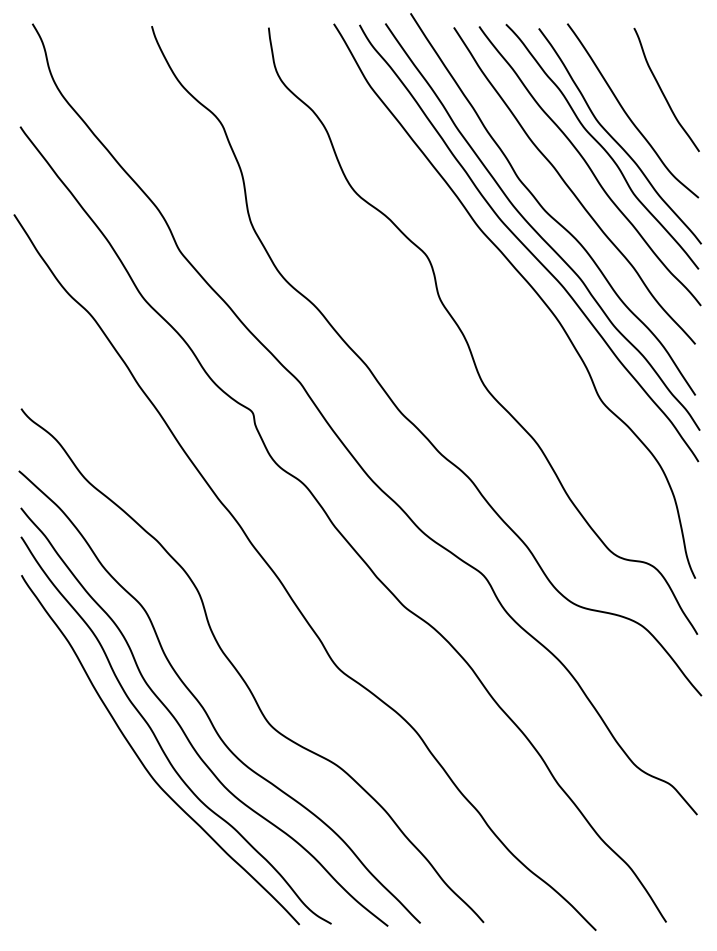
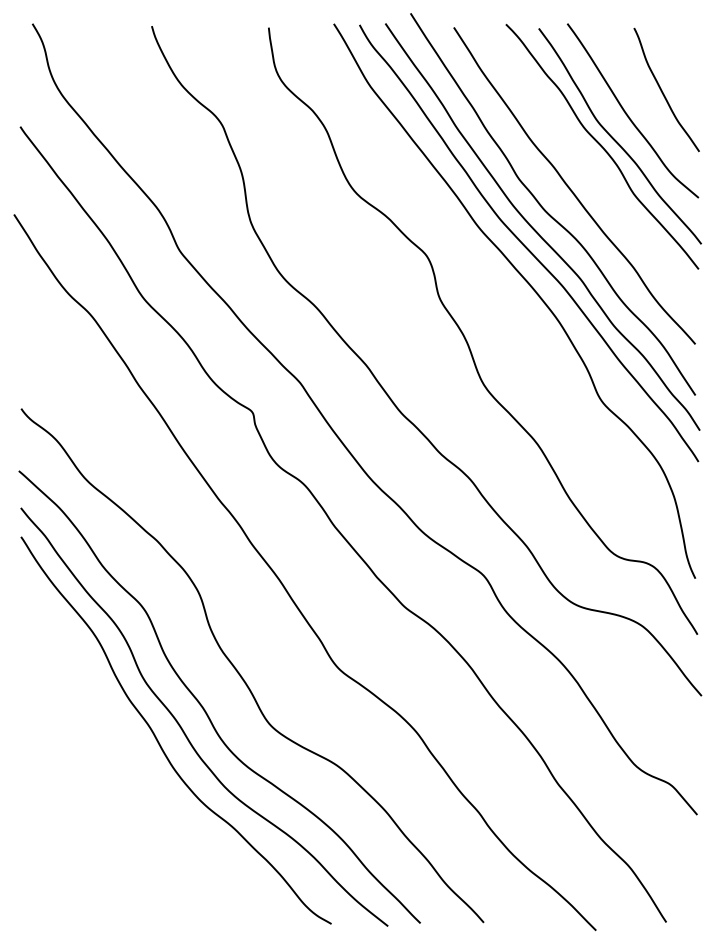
curve: present -> none (589, 166)
curve: present -> none (142, 761)
